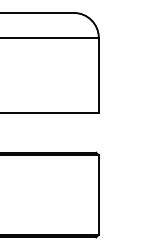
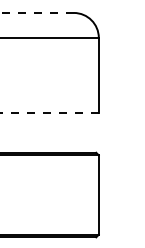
line: solid -> dashed (37, 13)
line: solid -> dashed (49, 112)
